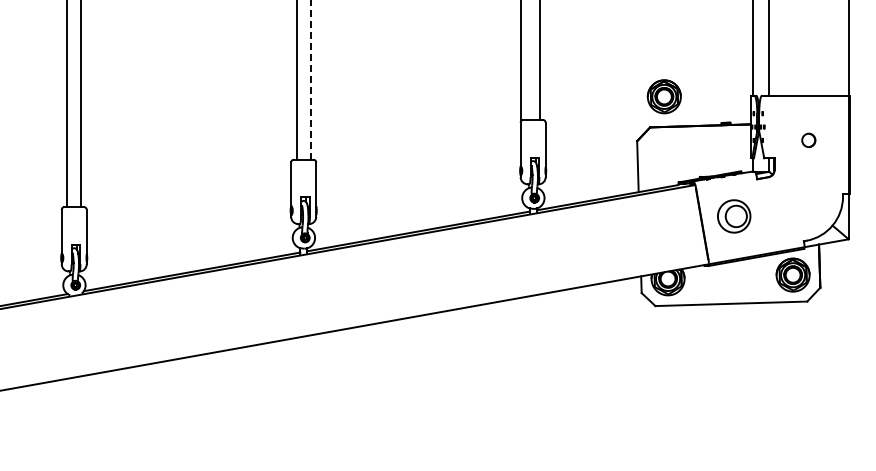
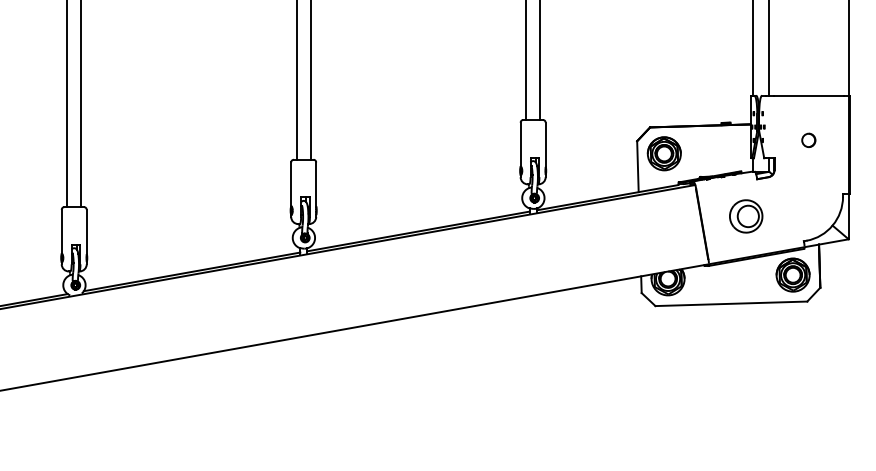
line position: (521, 61) -> (526, 61) (526, 61)
line: dashed -> solid (310, 79)
part position: (663, 96) -> (663, 153) (663, 153)
part position: (734, 216) -> (746, 216) (746, 216)
